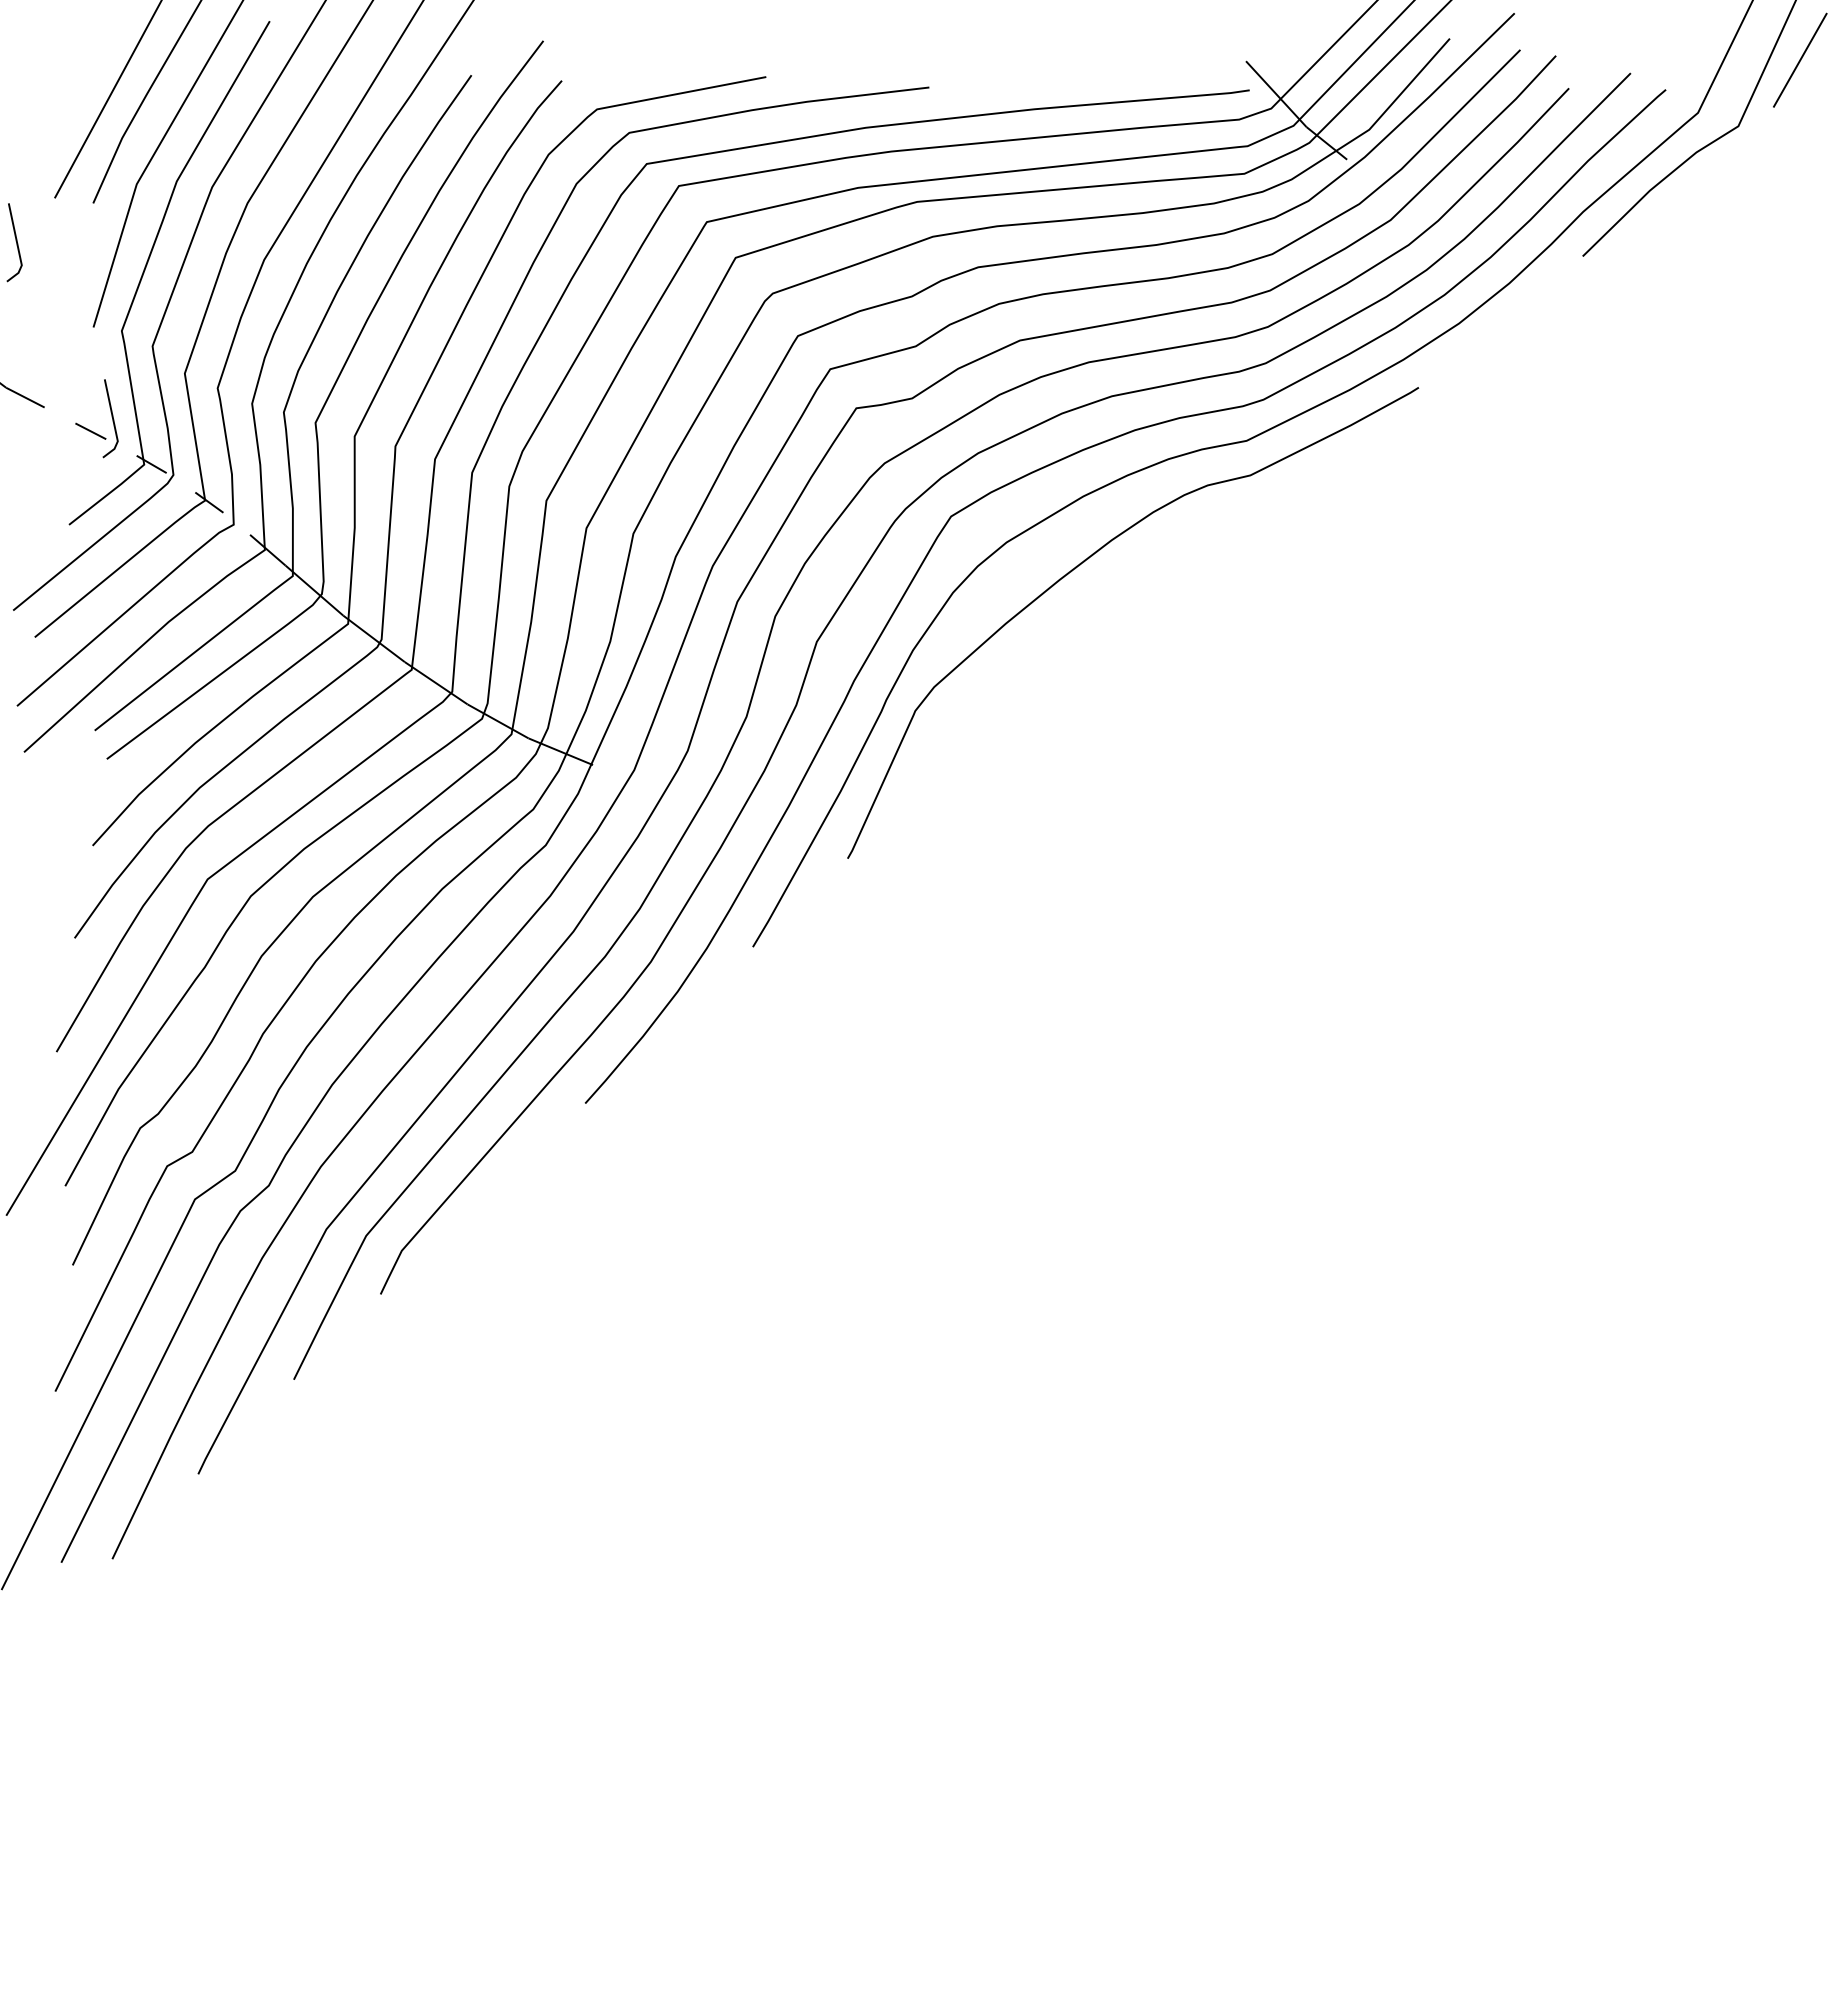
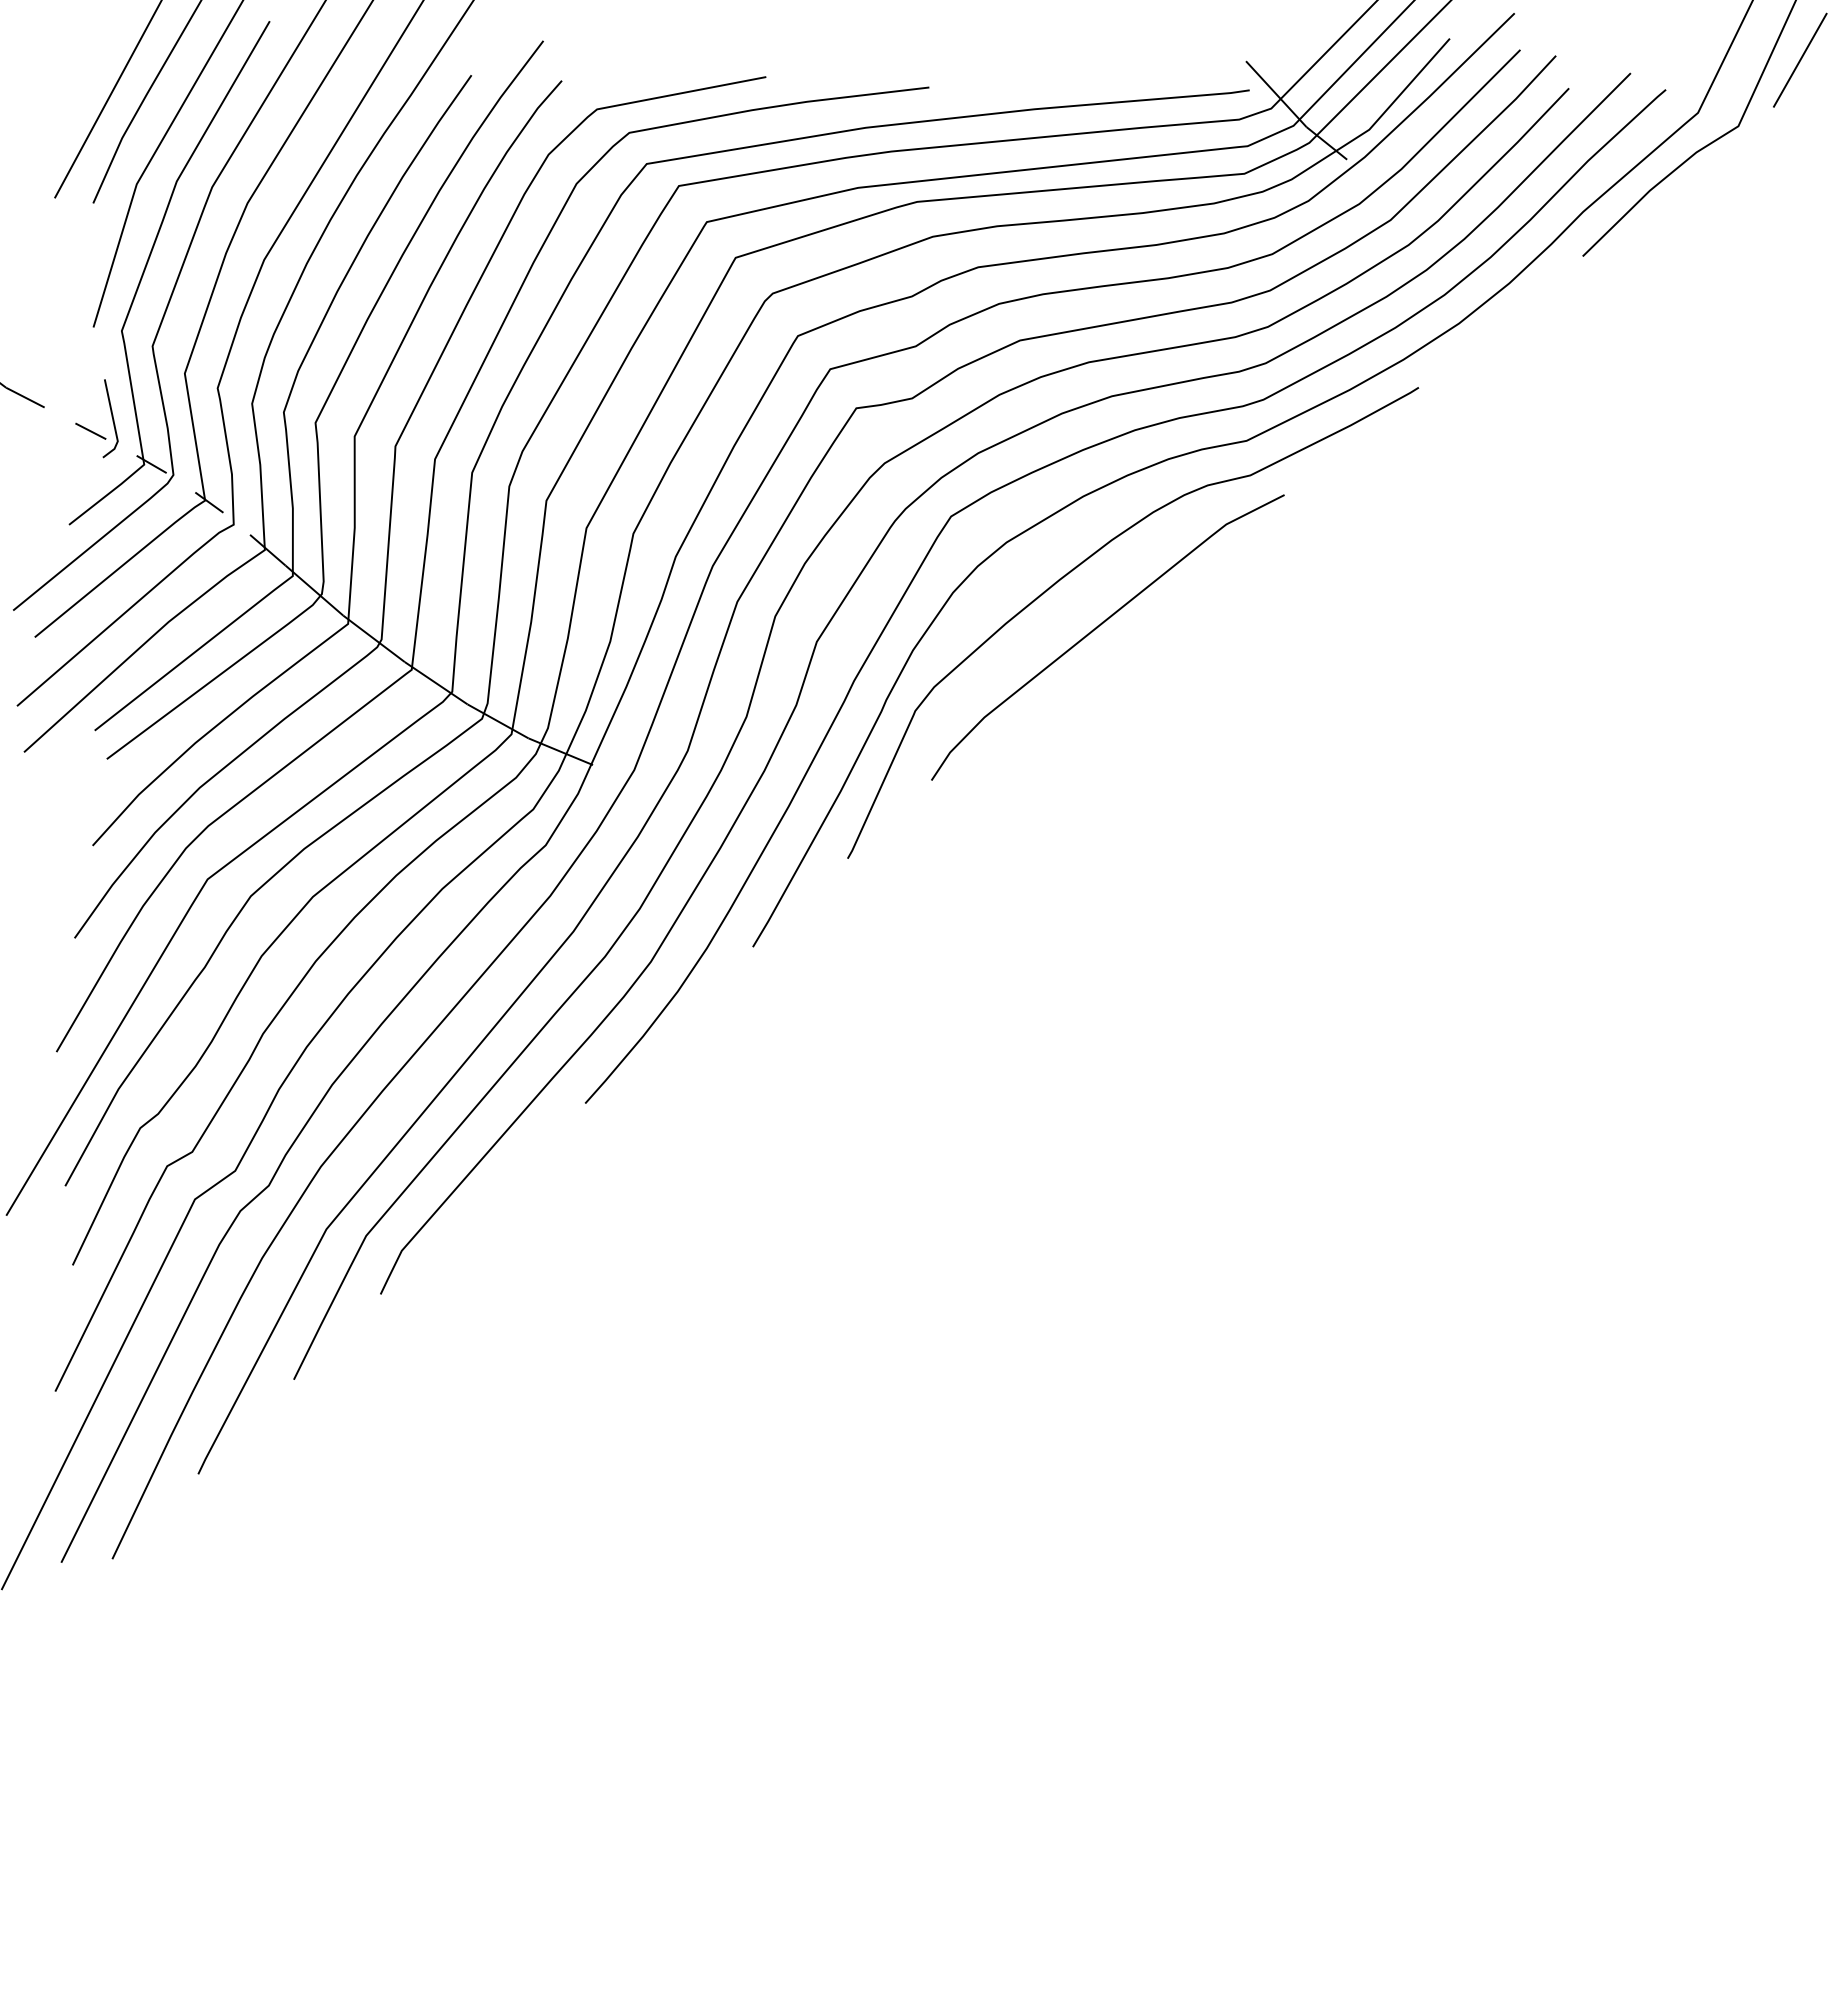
line: present -> none (15, 241)
curve: none -> present (1101, 625)
